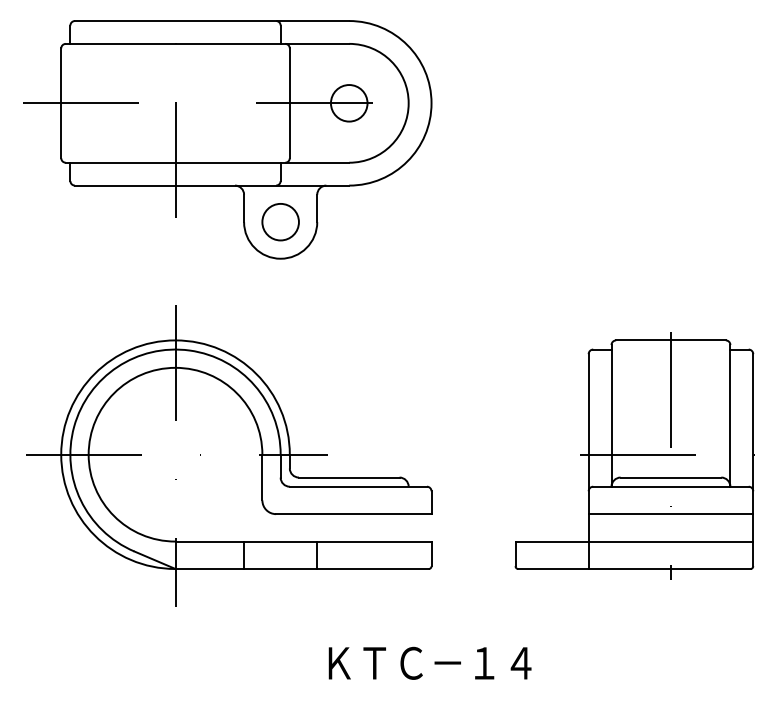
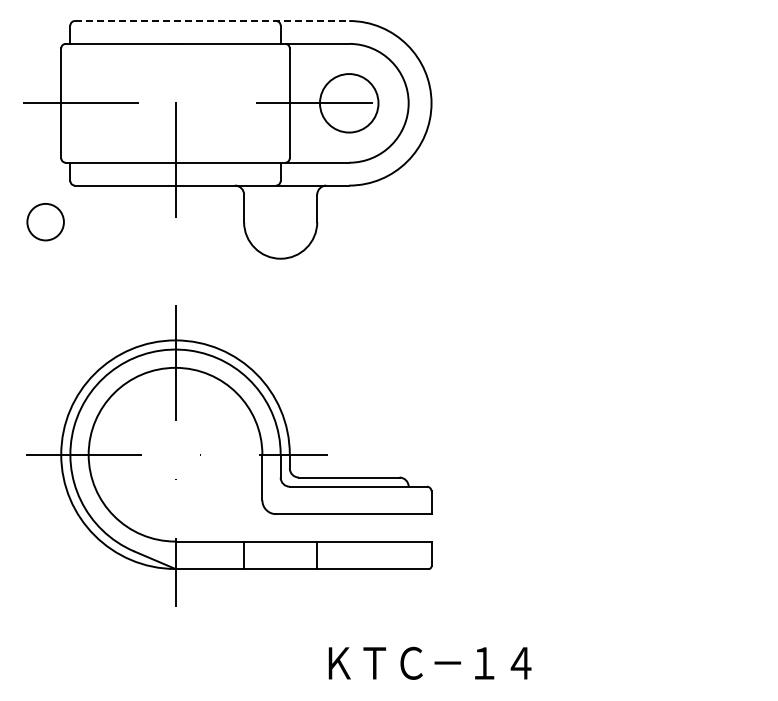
line: solid -> dashed (212, 21)
circle diameter: 37 px -> 59 px (349, 103)
circle position: (280, 222) -> (45, 222) (45, 222)
part: present -> none (634, 455)
